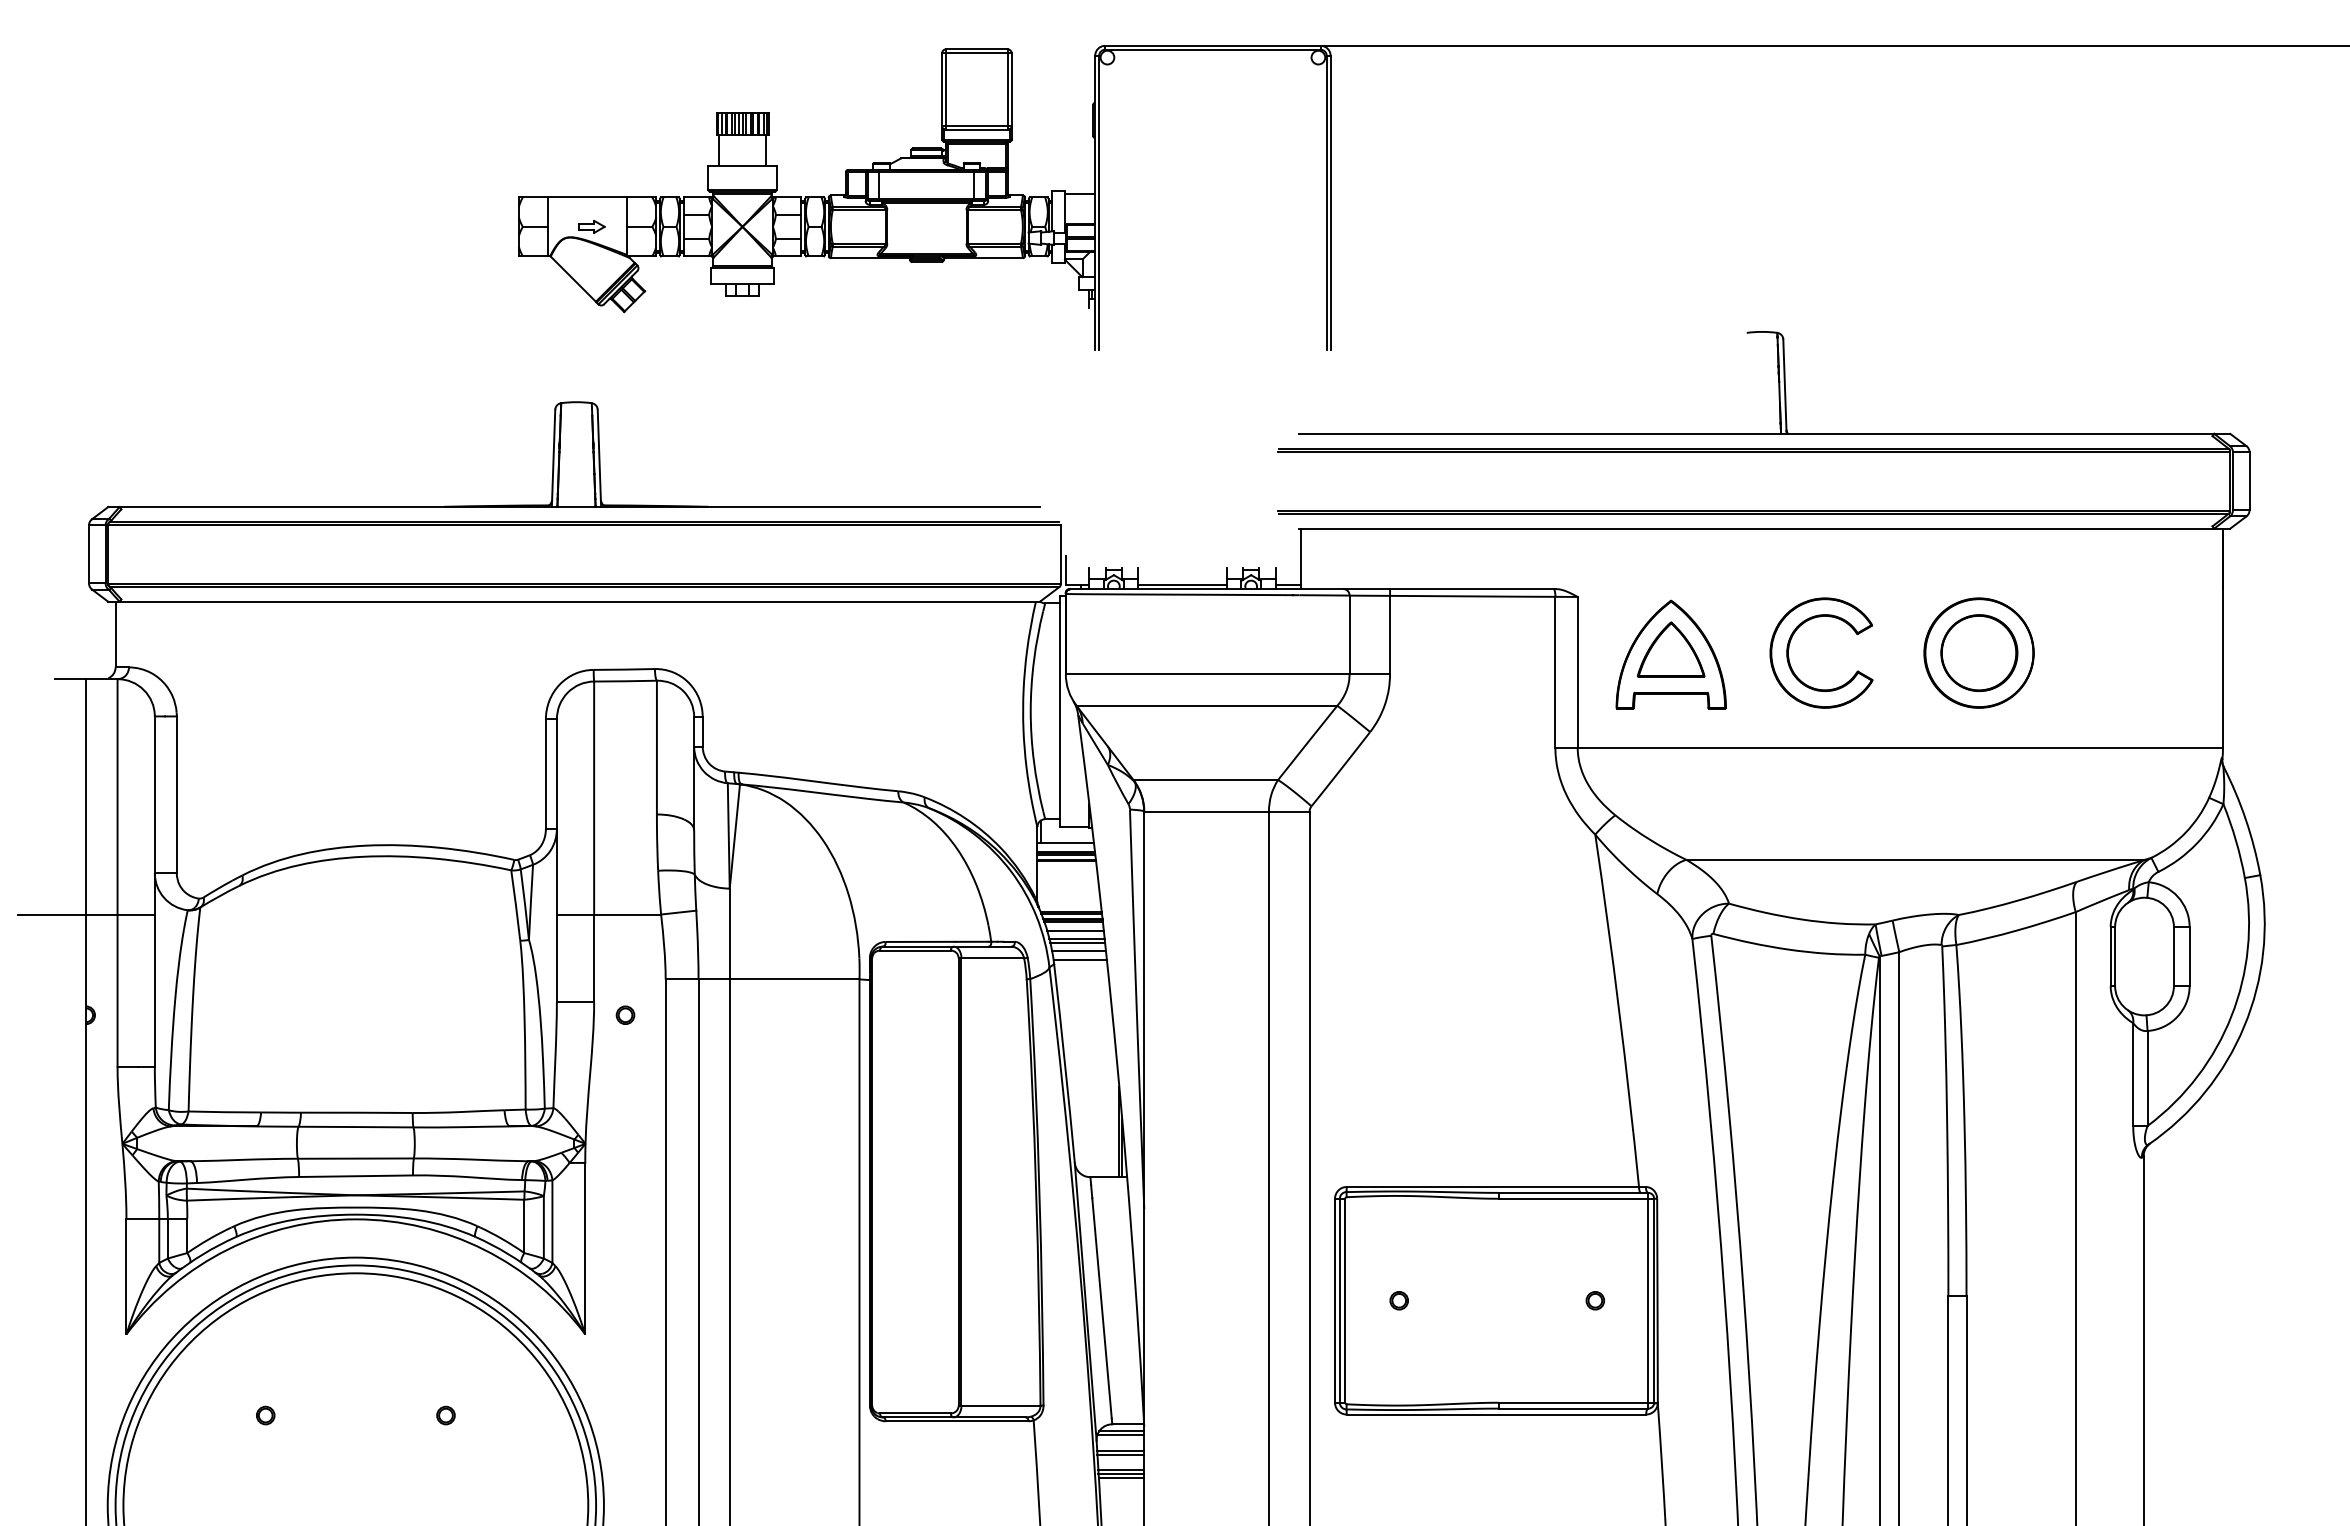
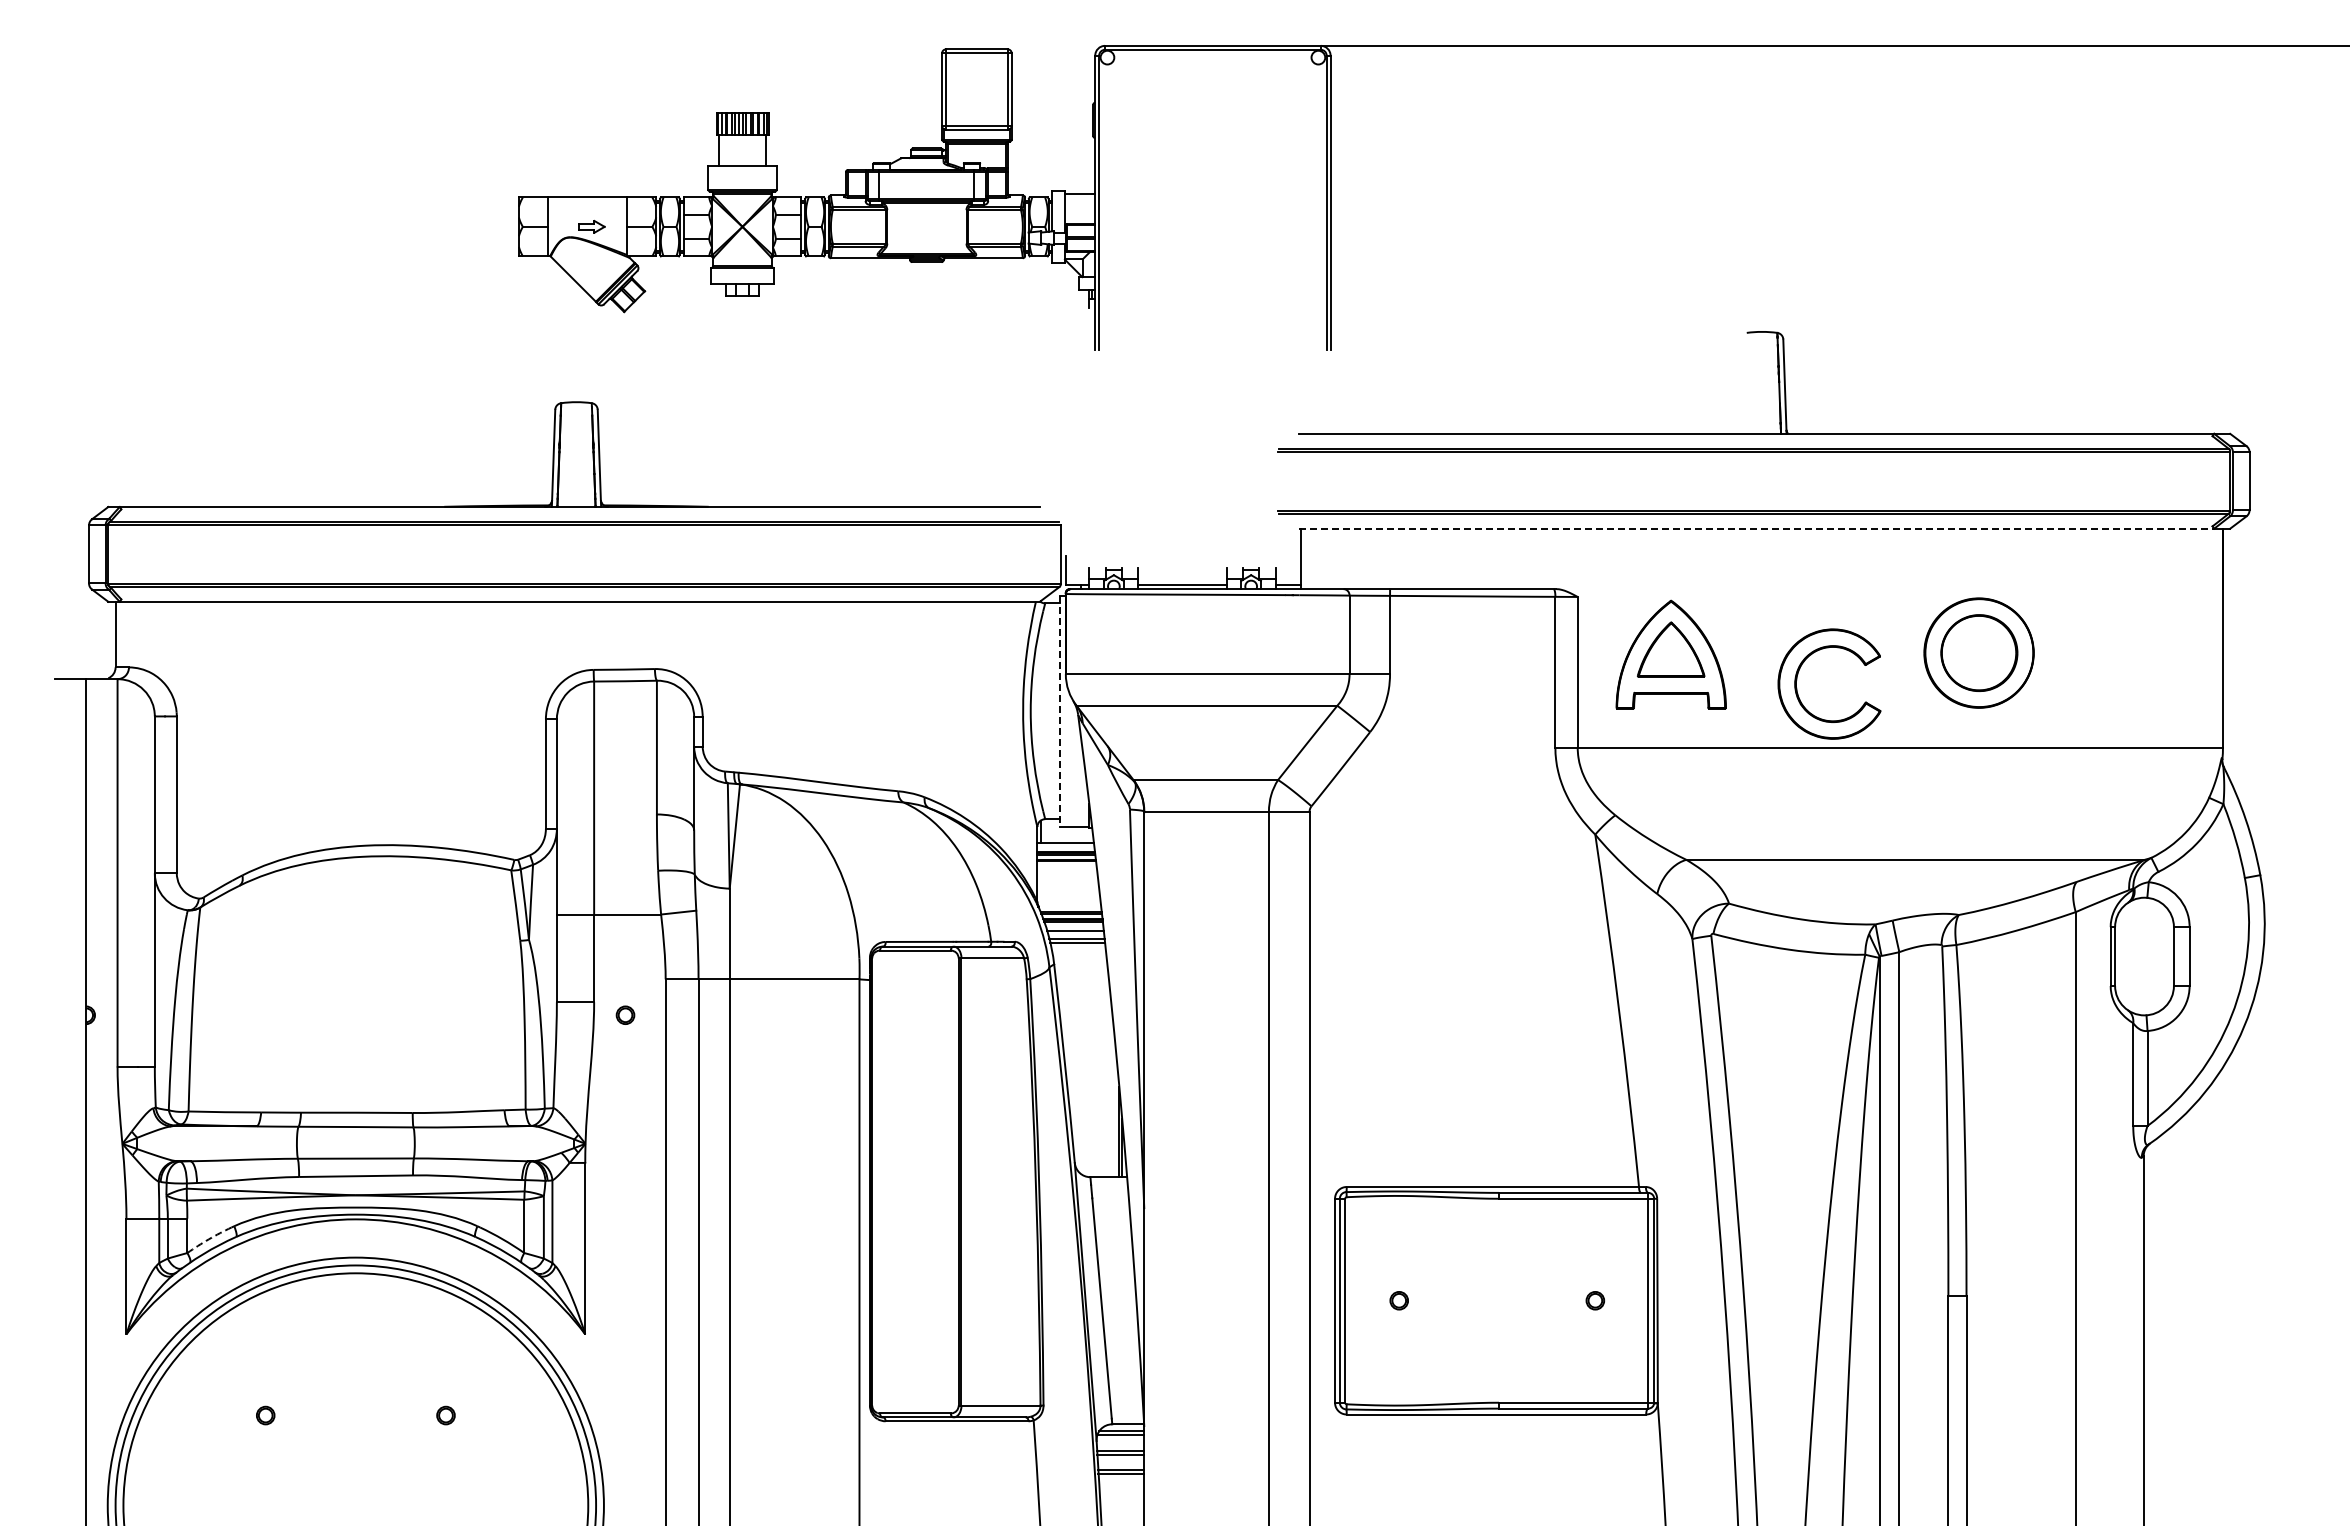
line: solid -> dashed (1756, 528)
part position: (1789, 649) -> (1797, 680) (1797, 680)
line: solid -> dashed (1059, 711)
line: present -> none (85, 914)
line: present -> none (1078, 950)
line: present -> none (1079, 960)
arc: solid -> dashed (208, 1239)
line: present -> none (1121, 1478)
